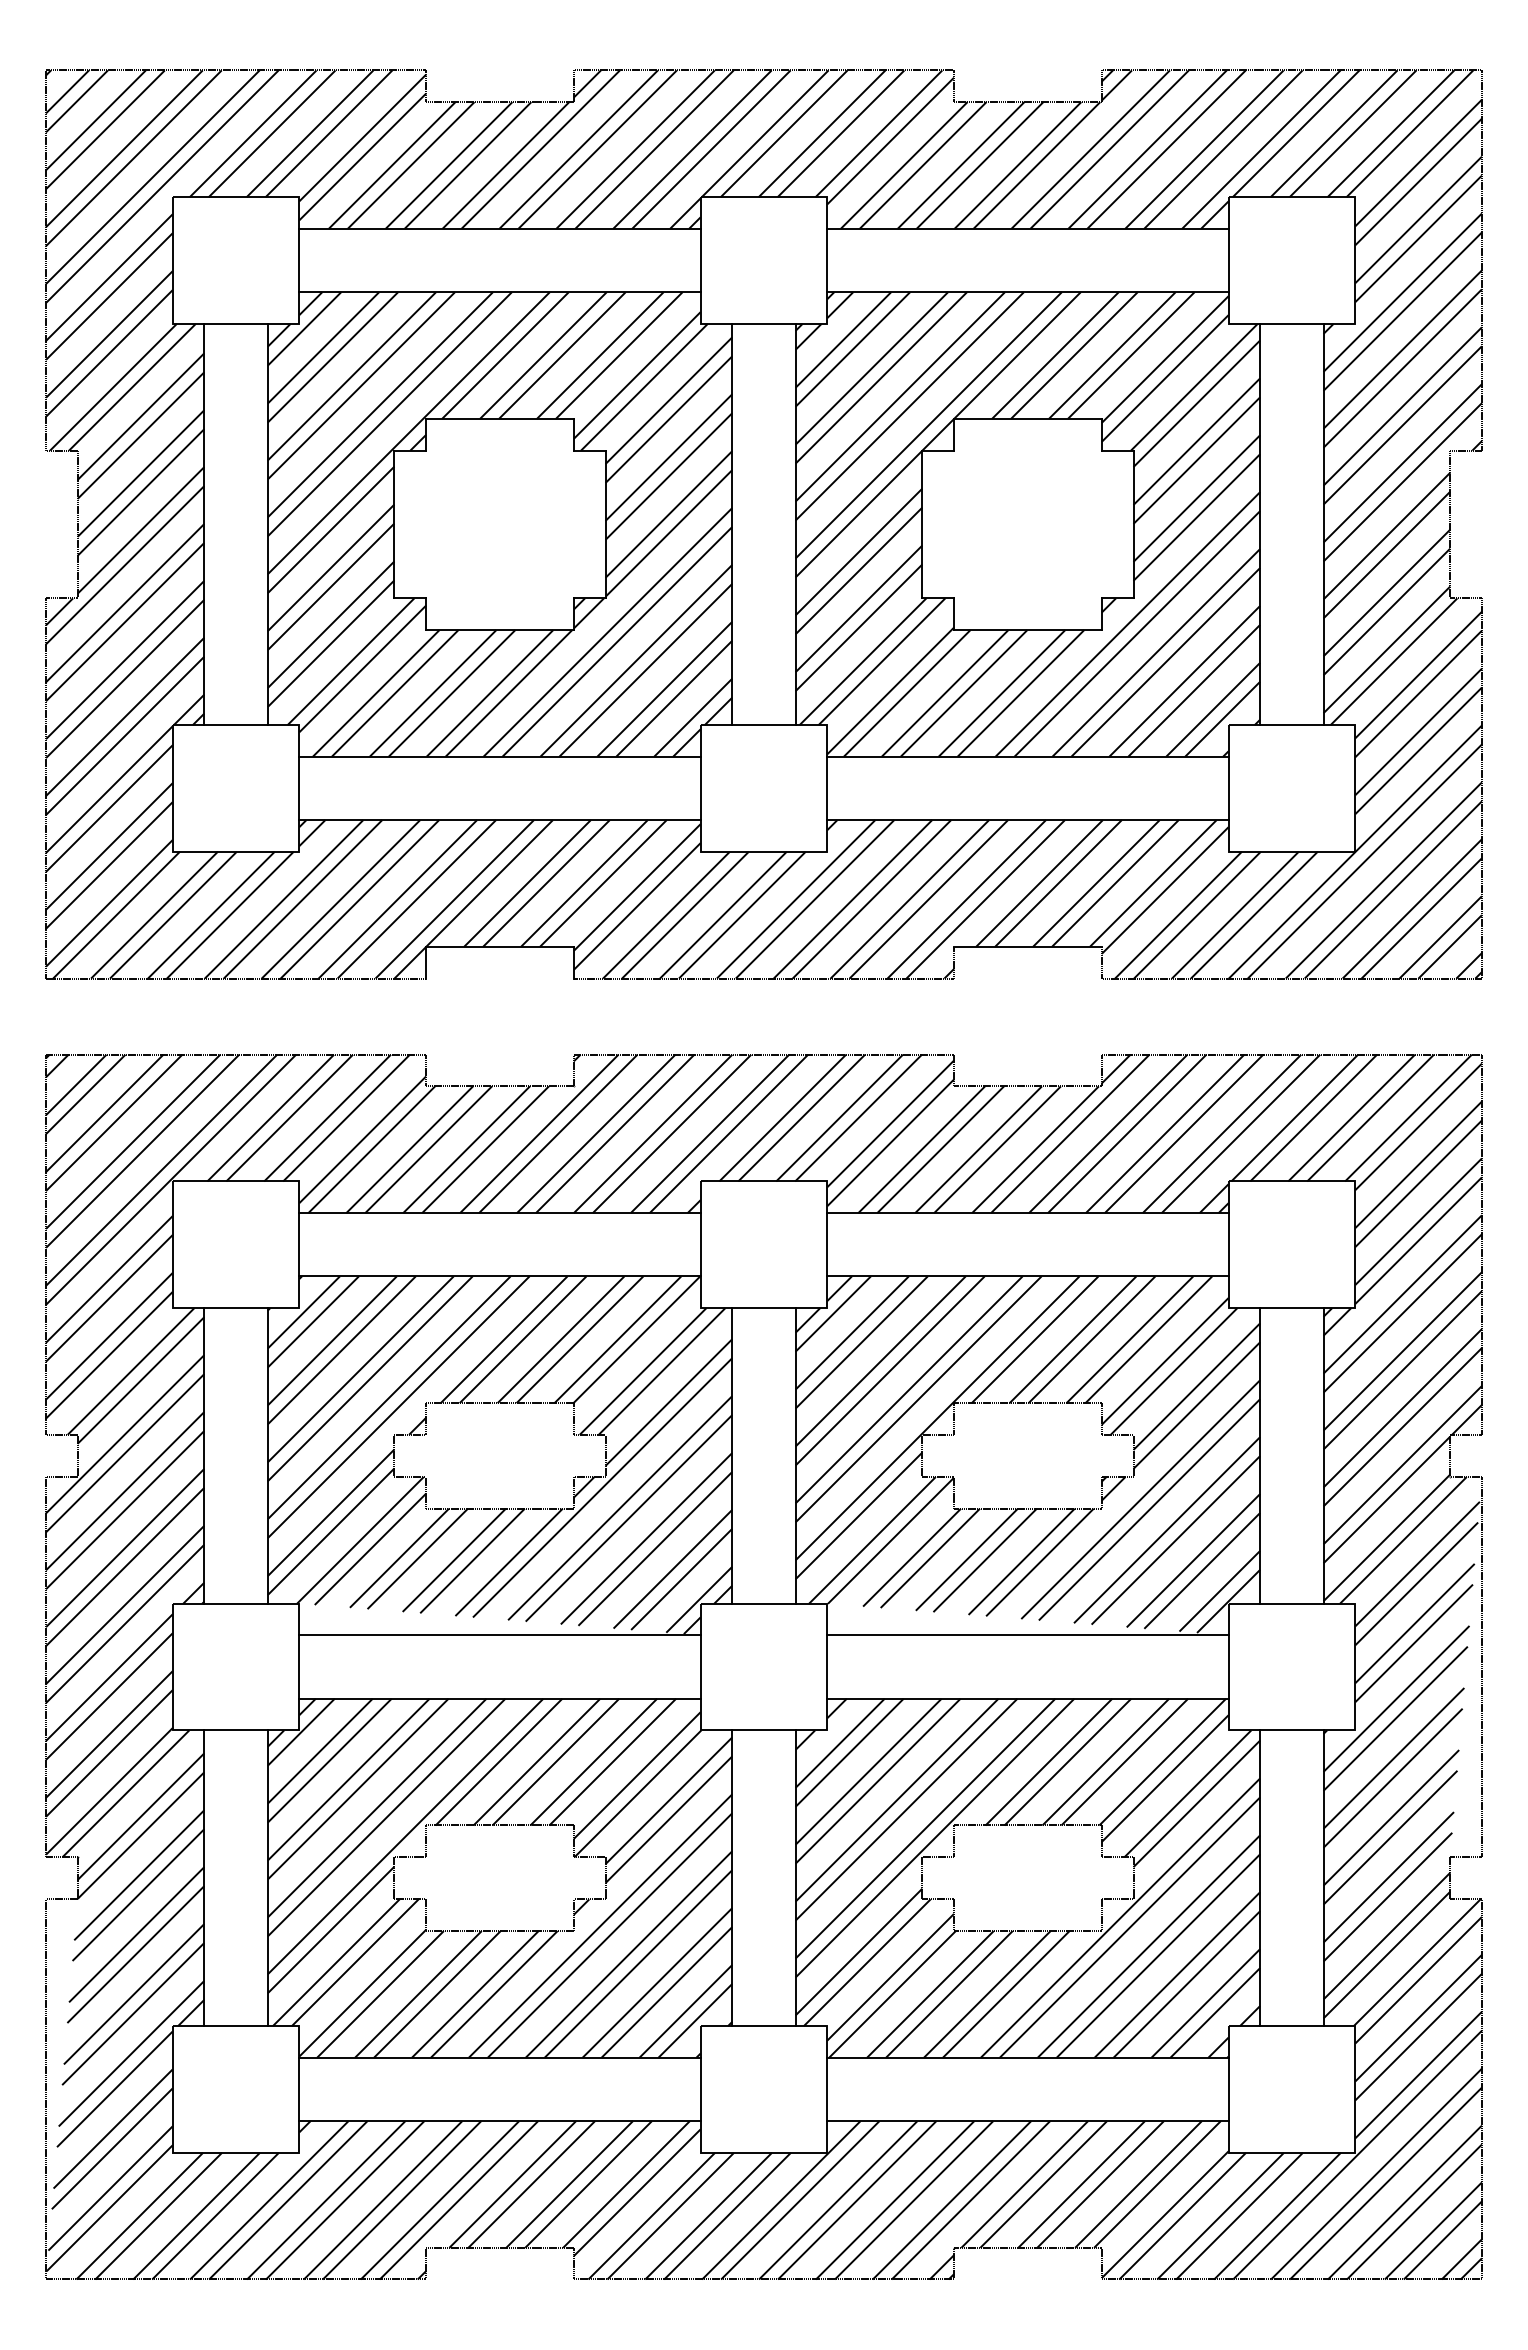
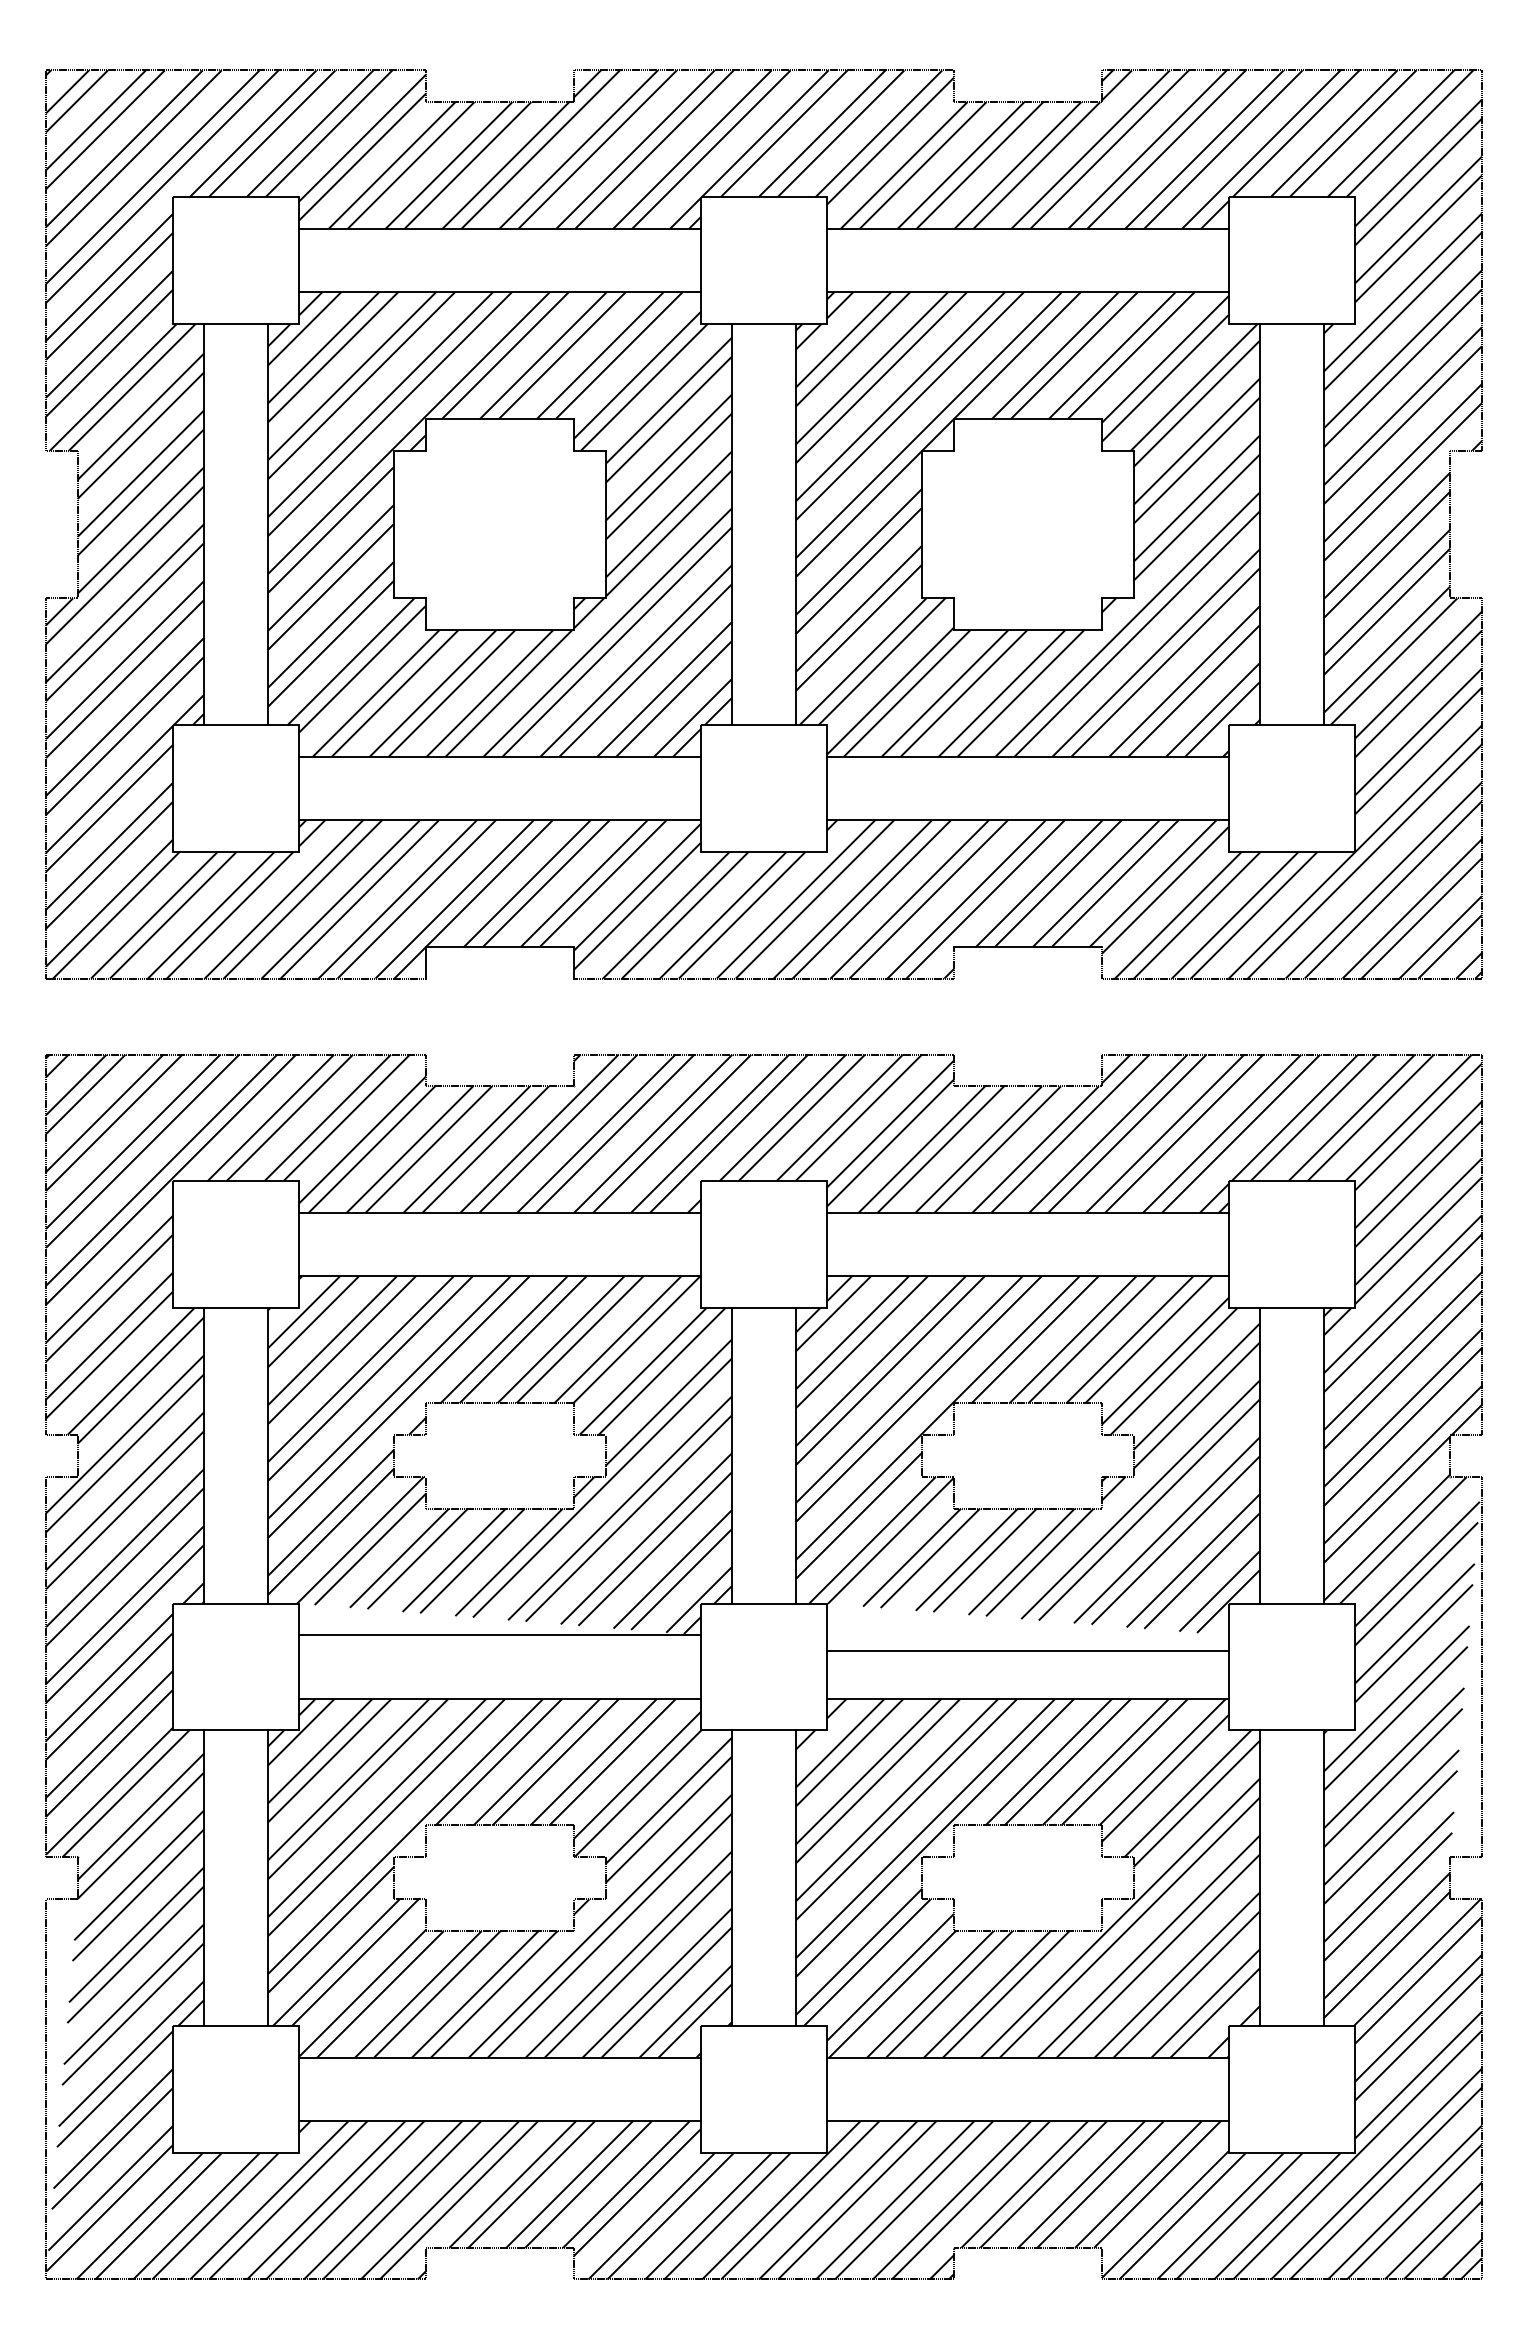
line position: (1027, 1635) -> (1027, 1651) (1027, 1651)
